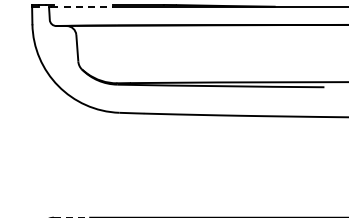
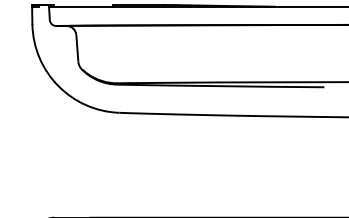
line: dashed -> solid (82, 6)
line: dashed -> solid (71, 217)
